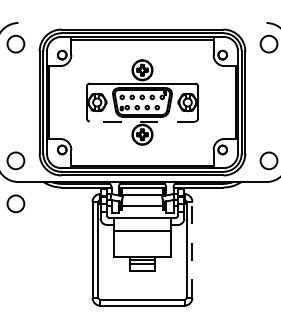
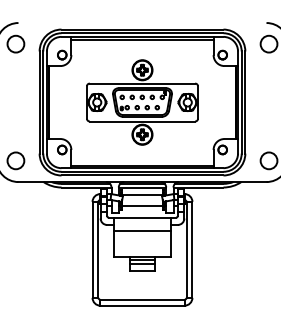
line: dashed -> solid (142, 121)
circle: present -> none (15, 203)
line: dashed -> solid (192, 249)
